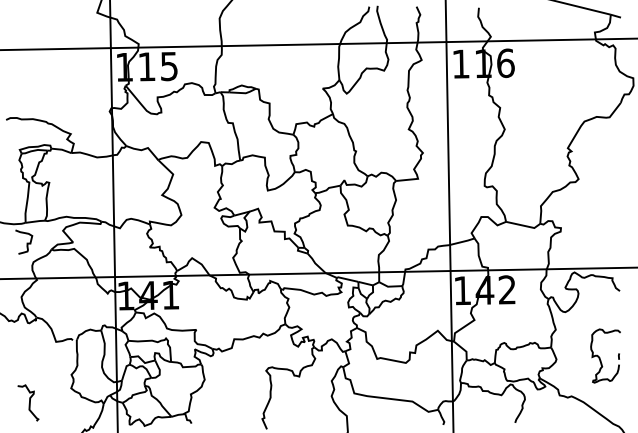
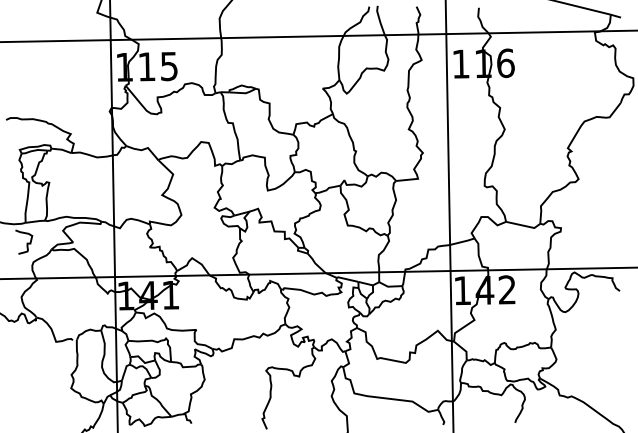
line position: (318, 44) -> (318, 36) (318, 36)
part: present -> none (605, 355)
curve: present -> none (29, 402)
